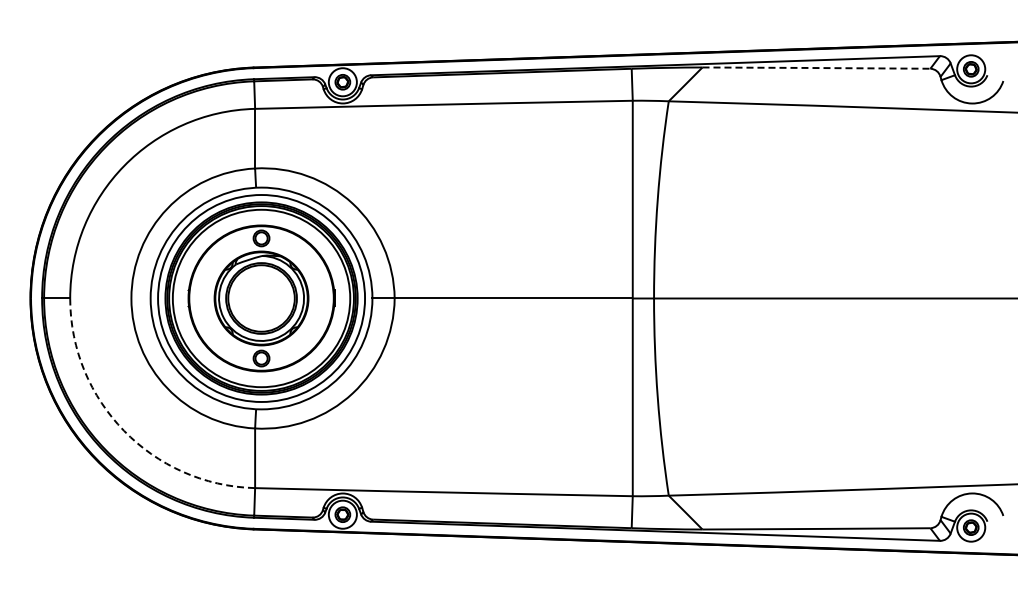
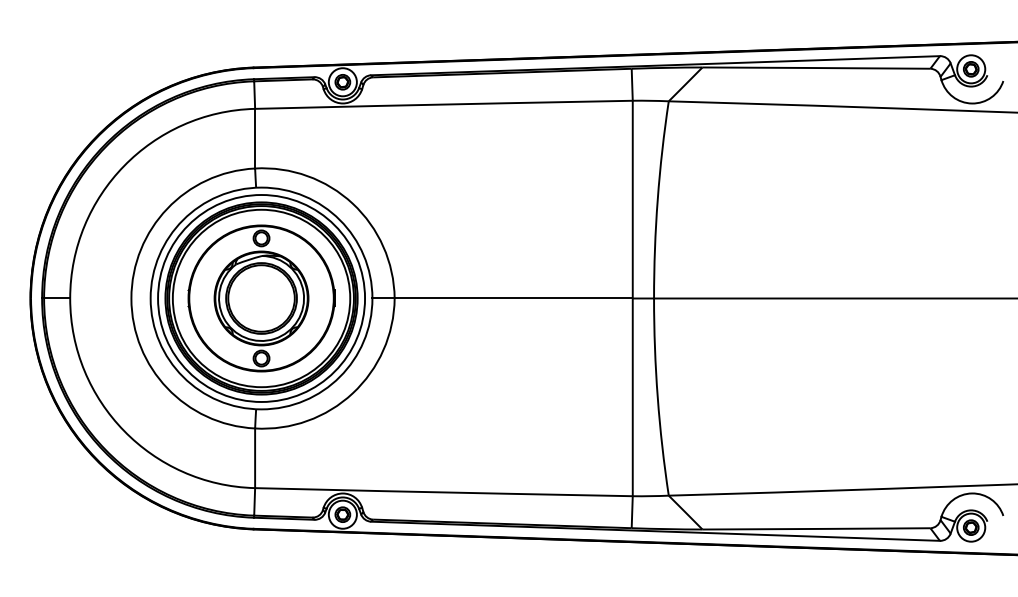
line: dashed -> solid (816, 68)
arc: dashed -> solid (124, 430)
